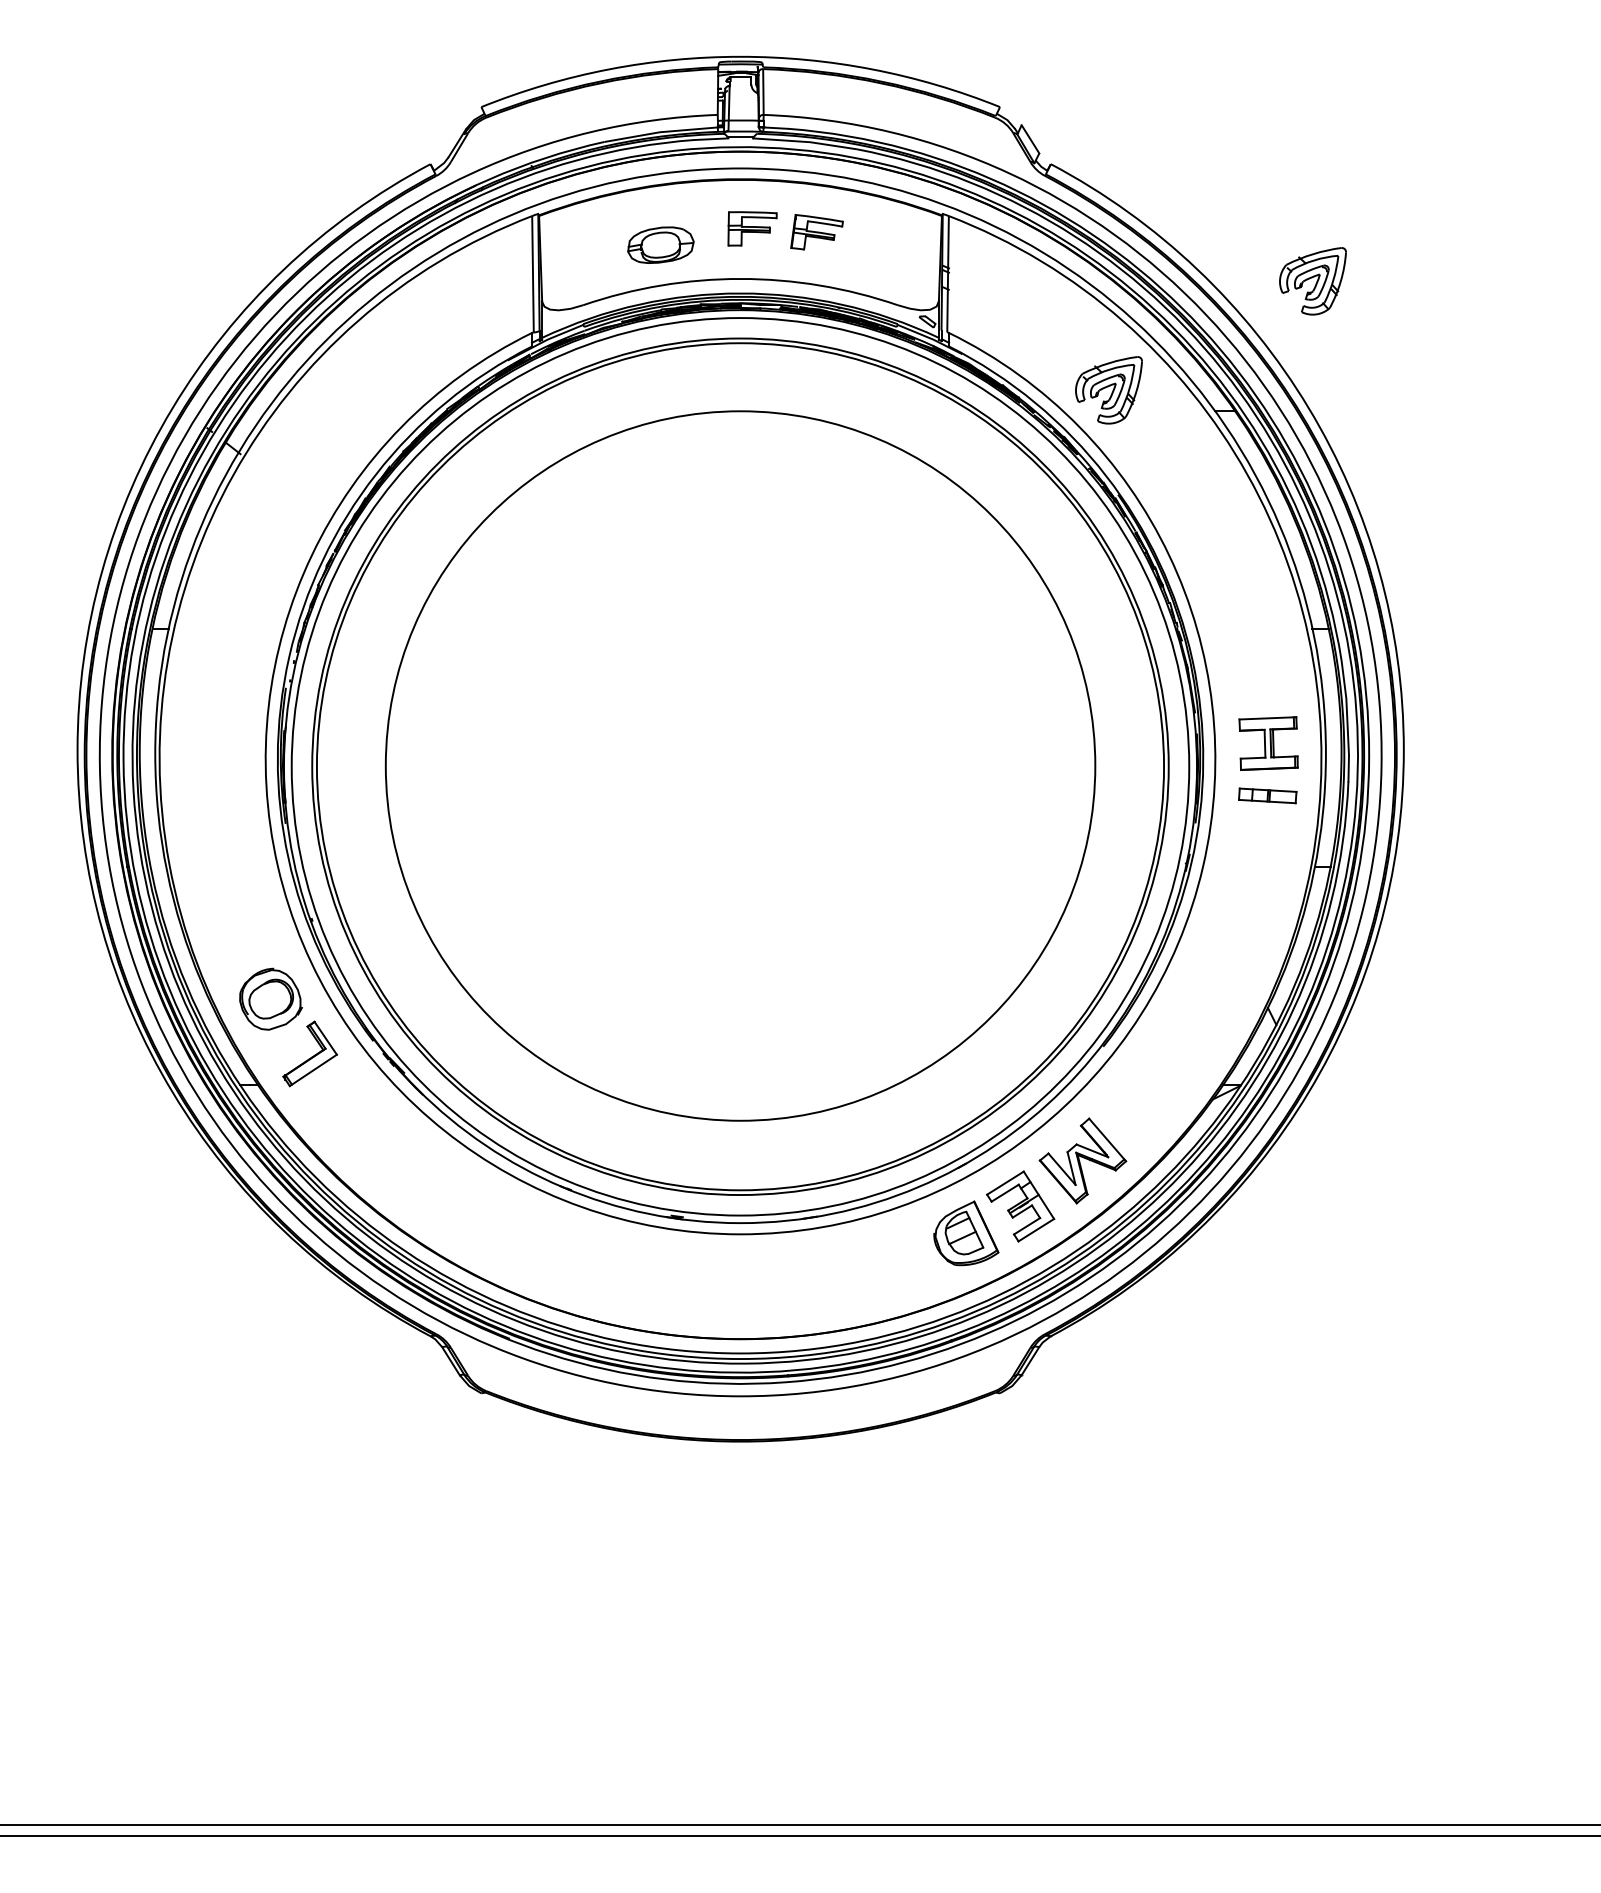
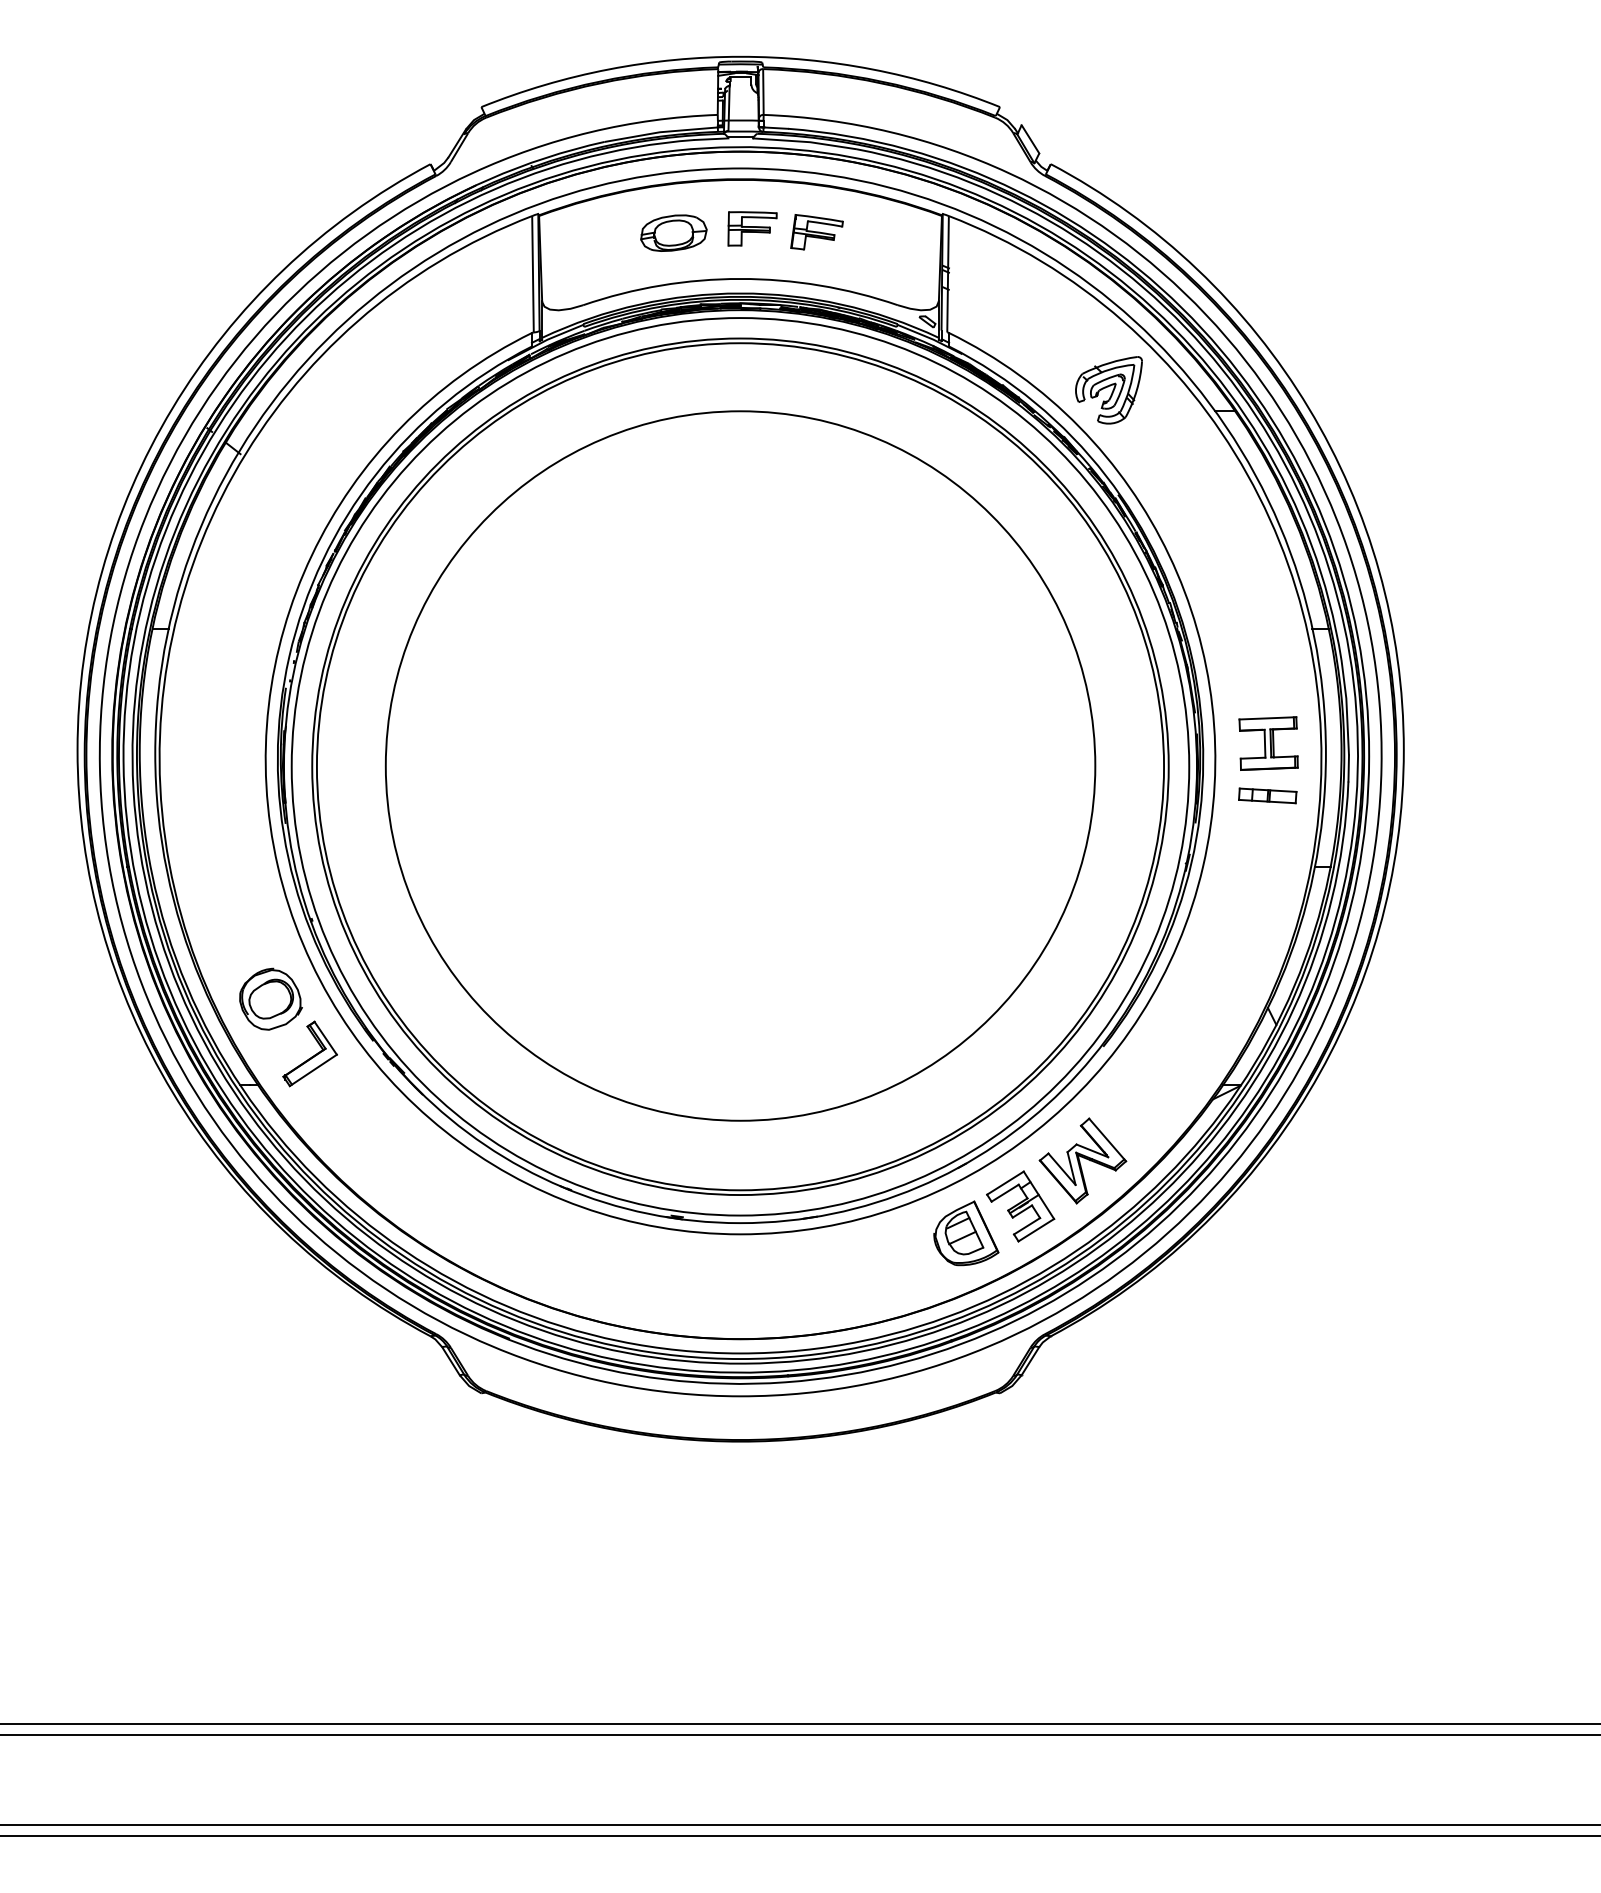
part position: (660, 244) -> (673, 232) (673, 232)
part: present -> none (1312, 281)
line: none -> present (799, 1724)
line: none -> present (799, 1735)
